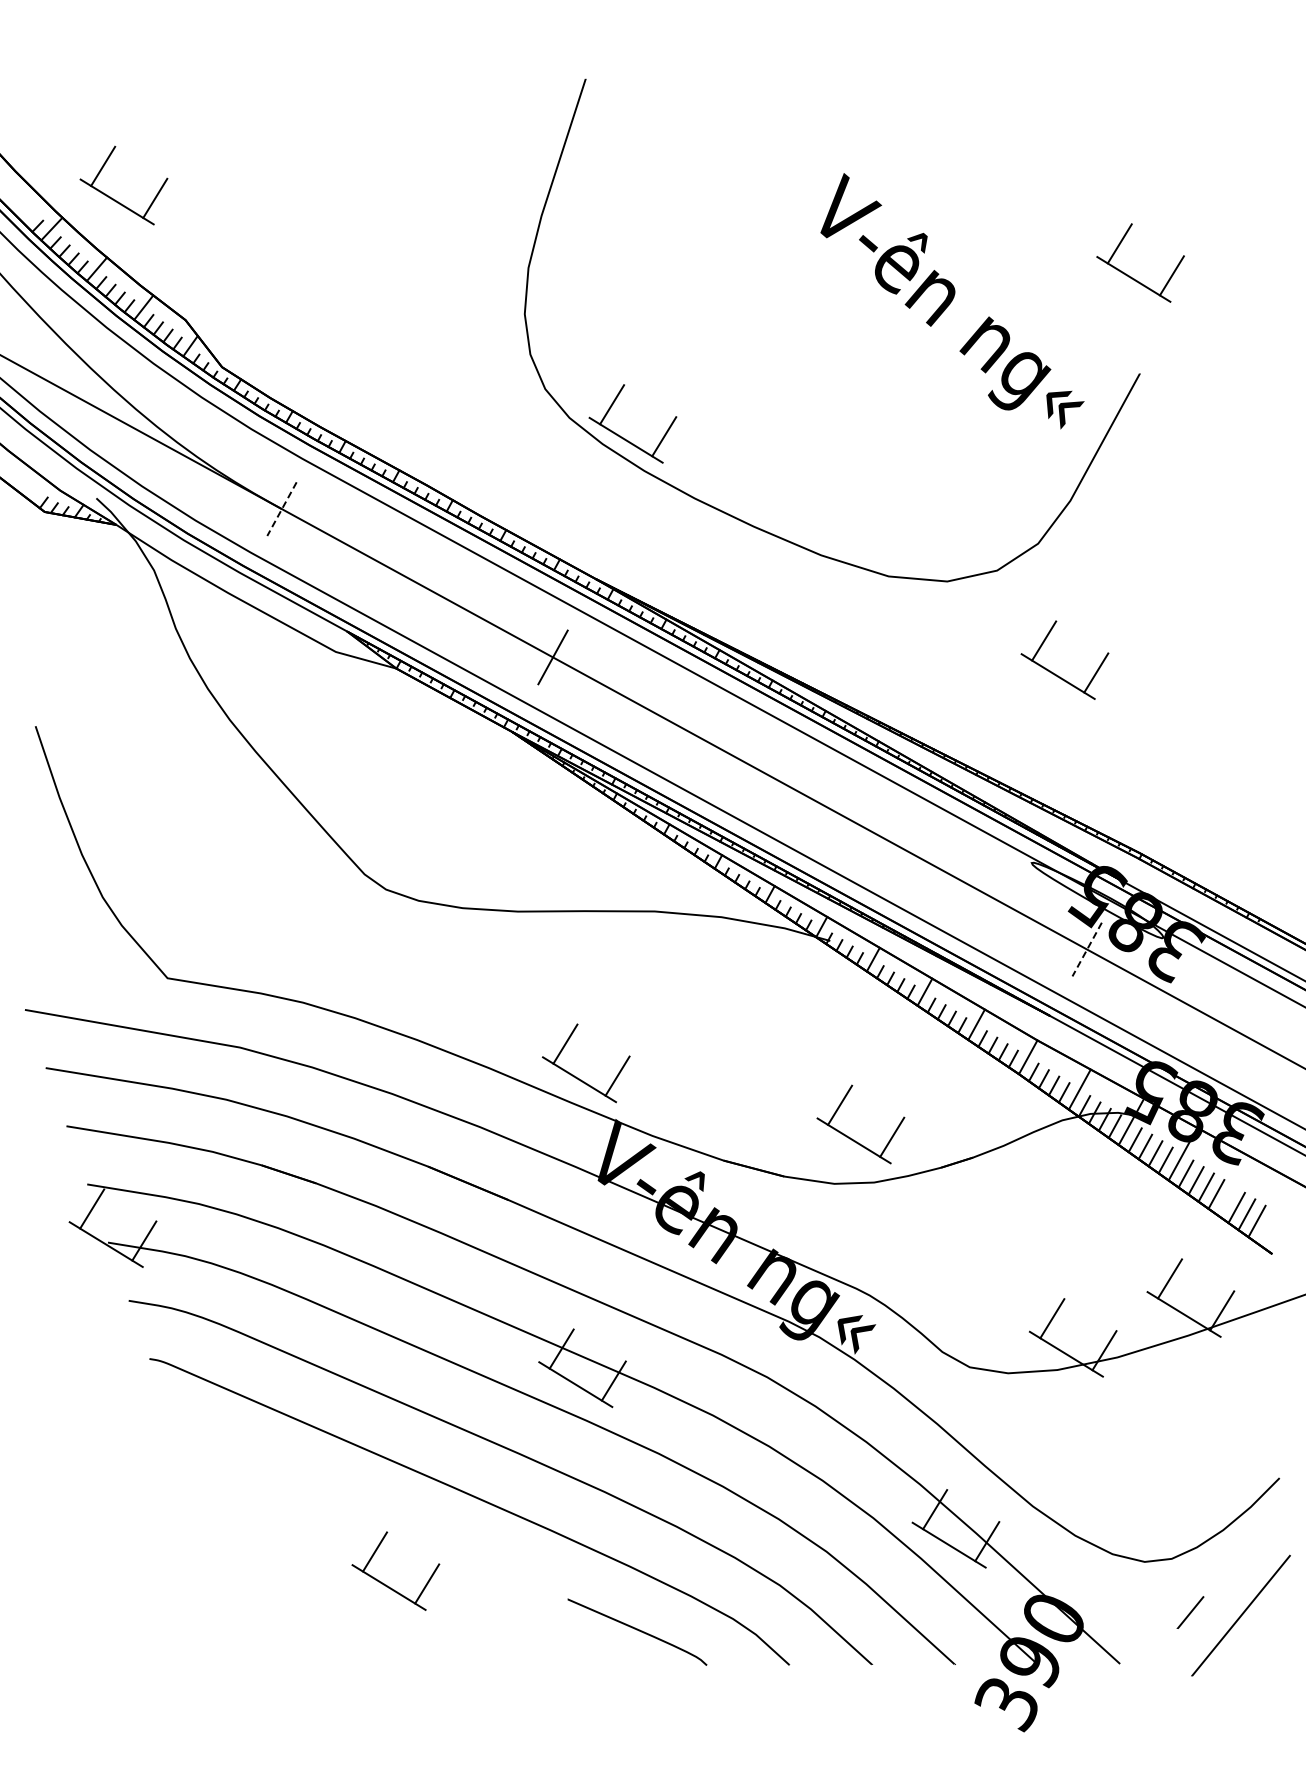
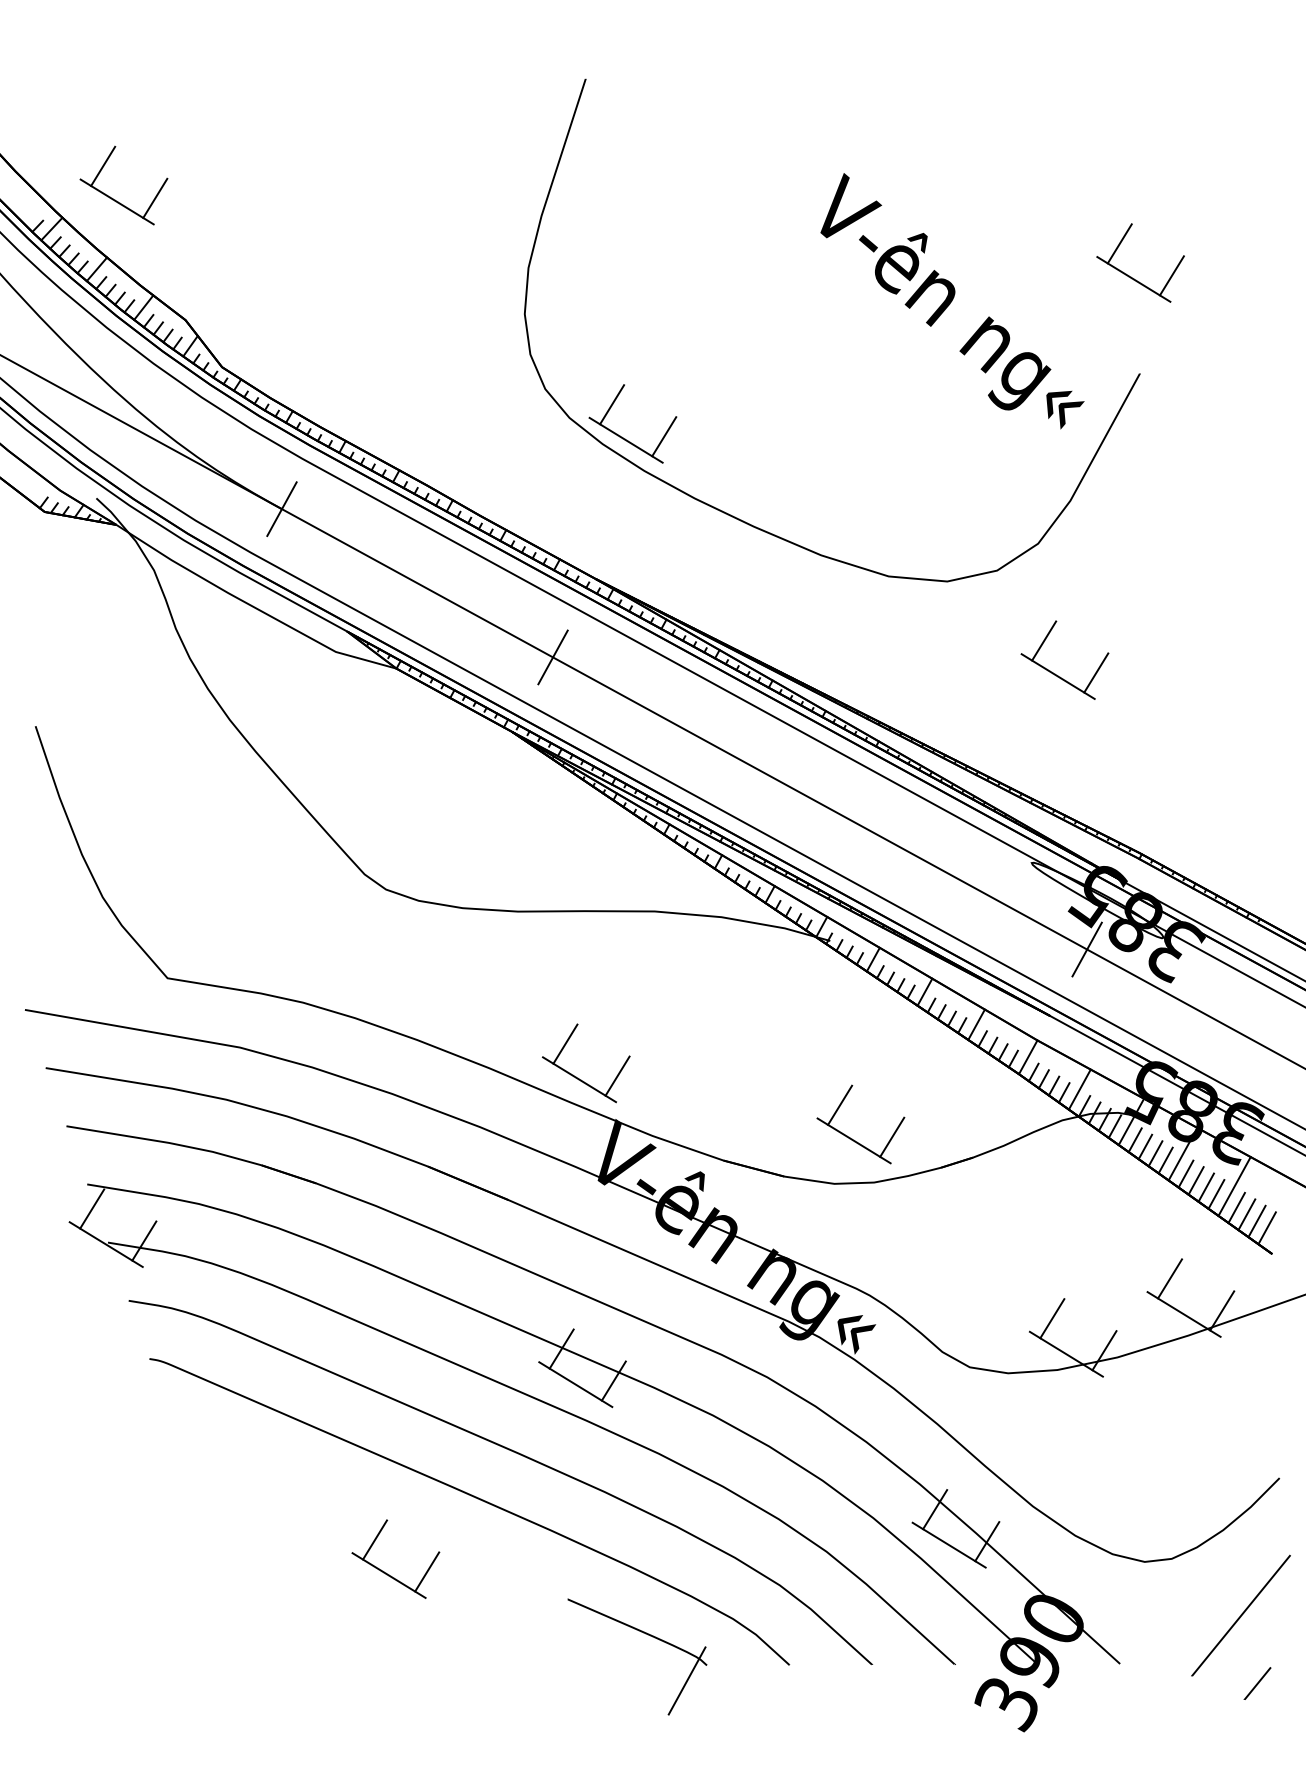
line: dashed -> solid (281, 509)
line: dashed -> solid (1087, 949)
line: none -> present (1234, 1186)
line: none -> present (1266, 1228)
part position: (386, 1584) -> (386, 1572) (386, 1572)
line position: (1190, 1612) -> (1257, 1683) (1257, 1683)
line: none -> present (686, 1680)
